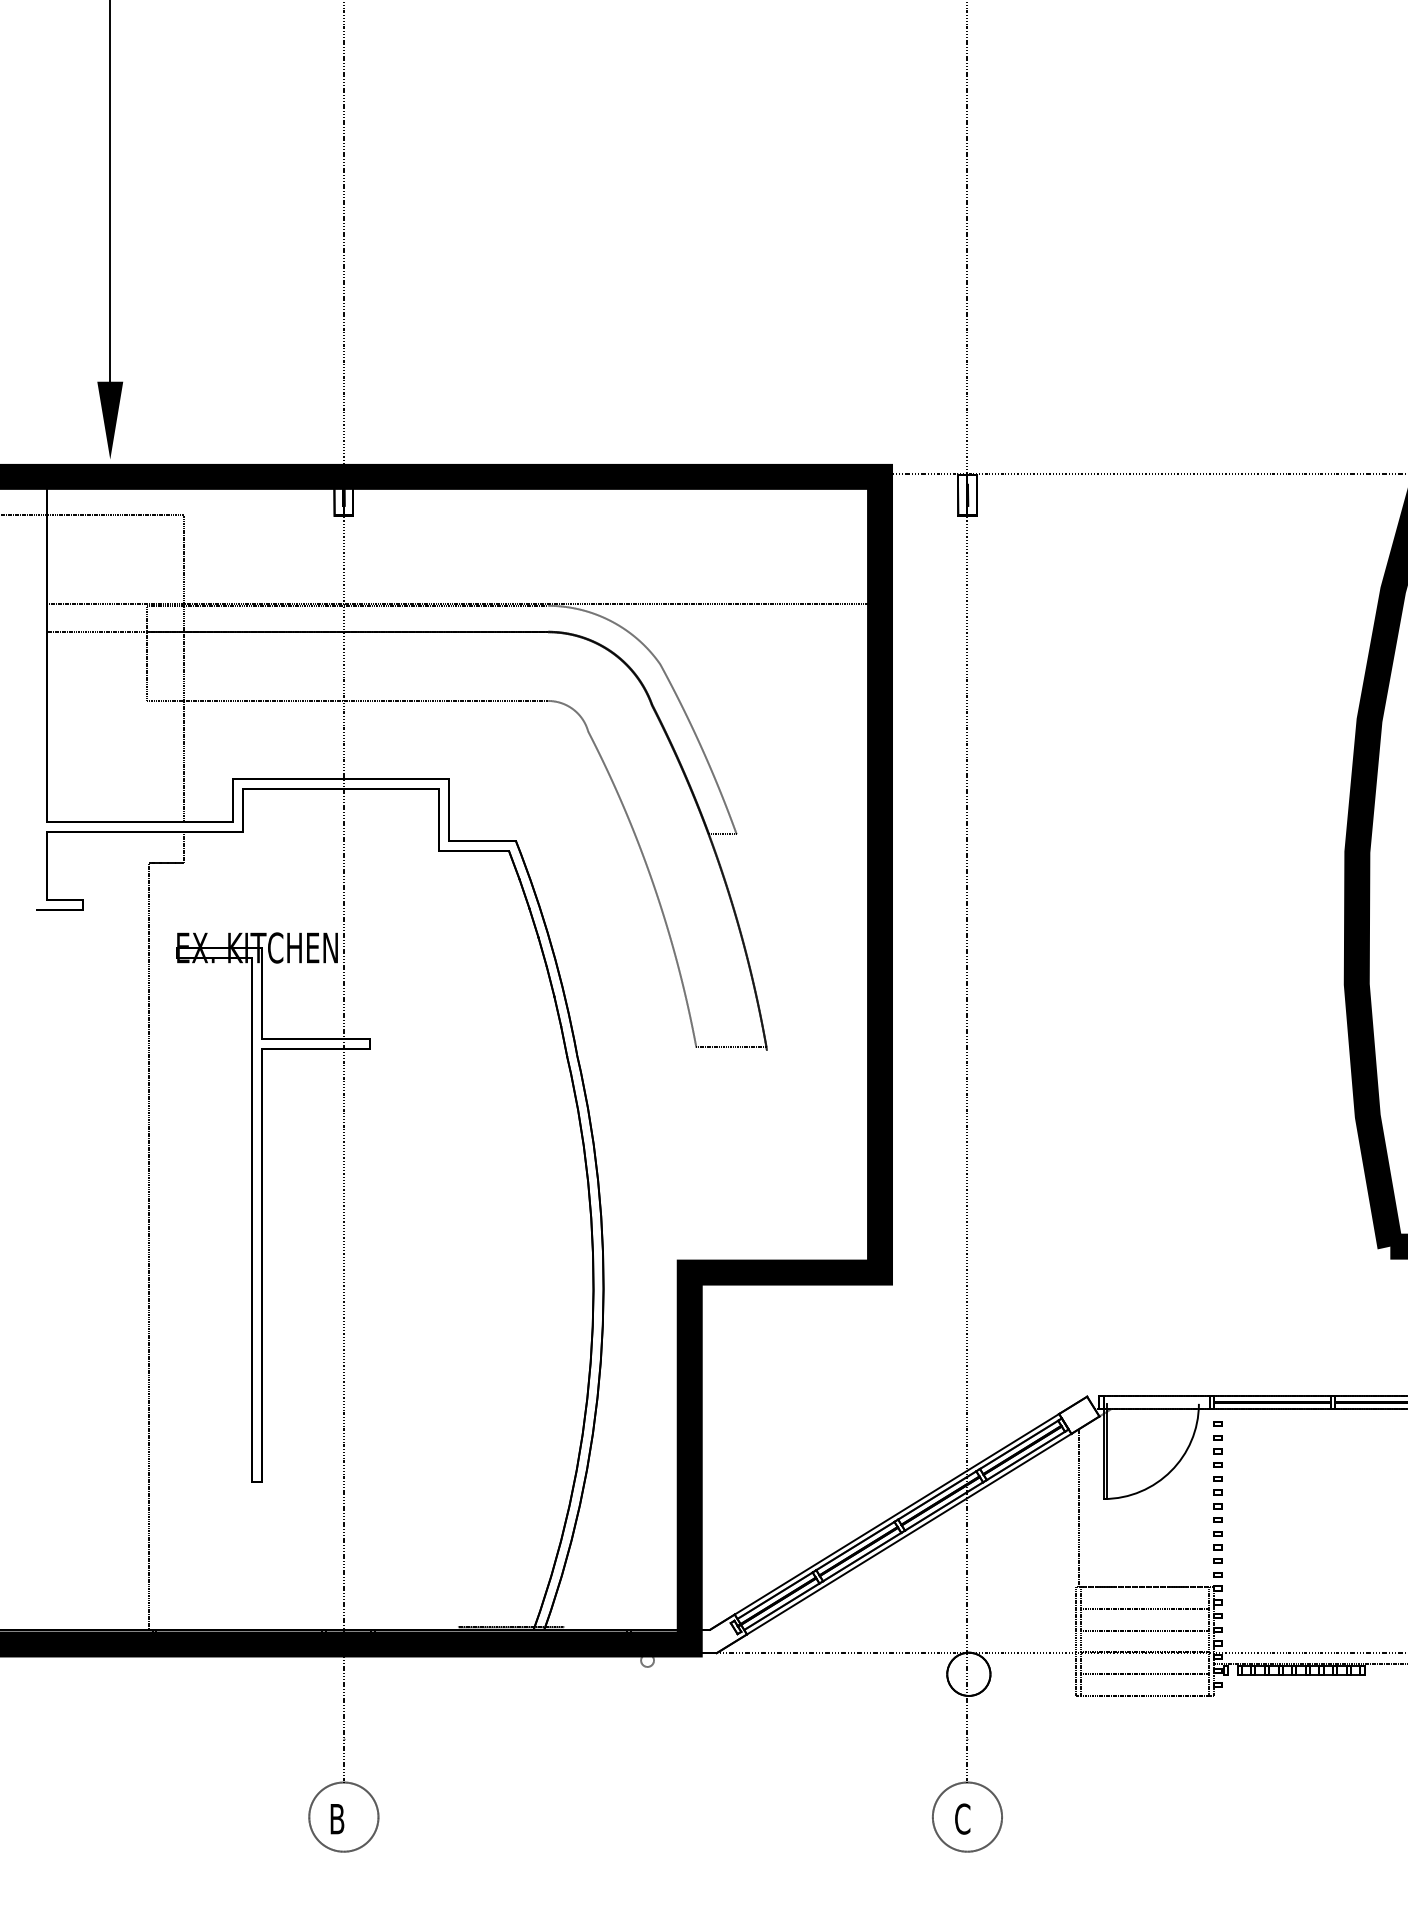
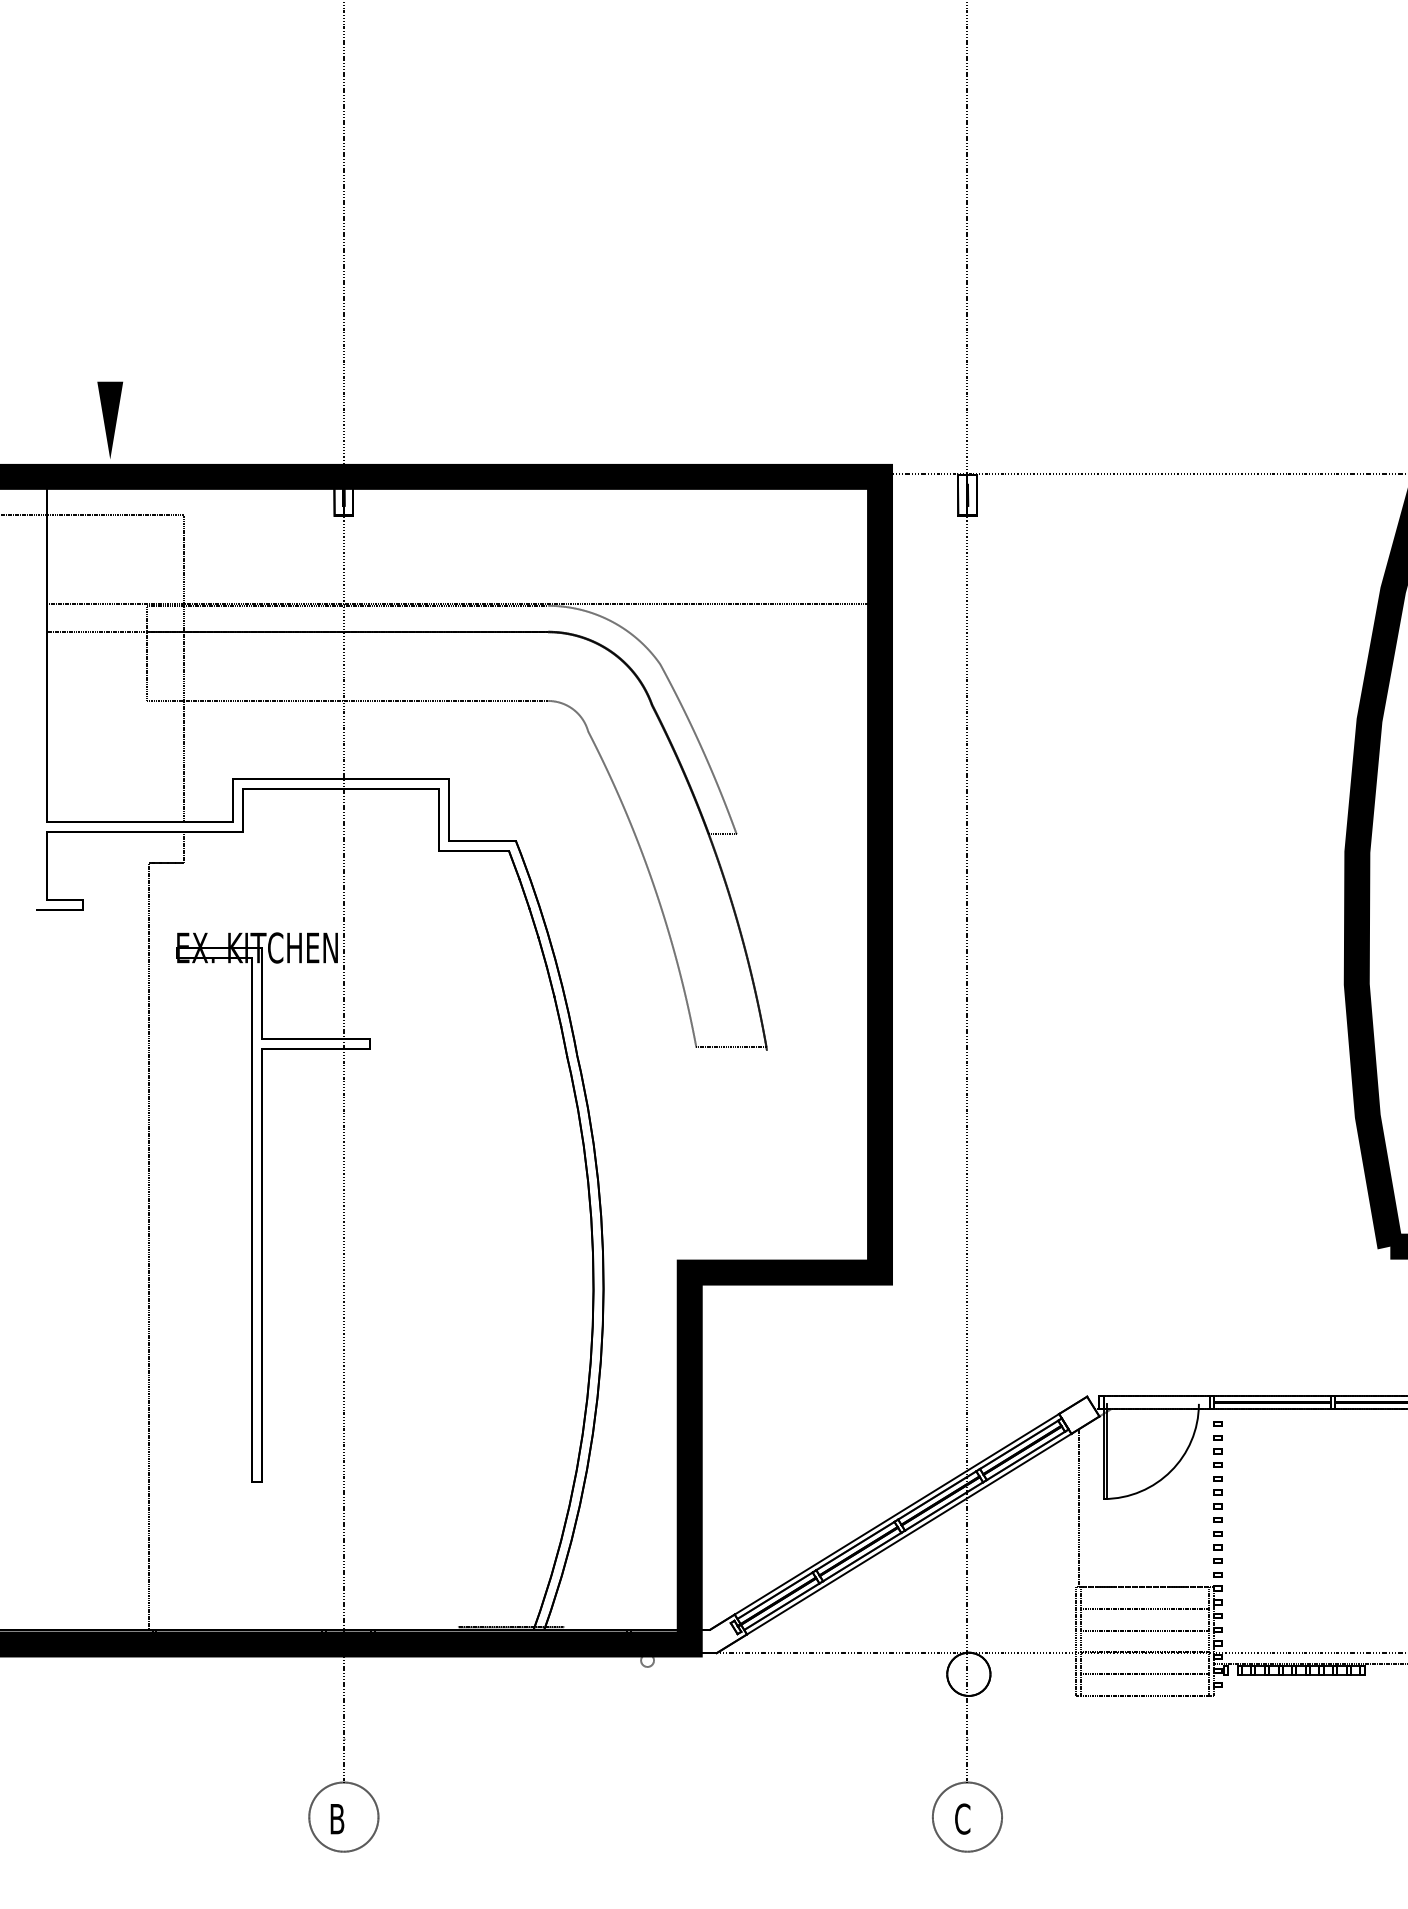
line: present -> none (110, 222)
